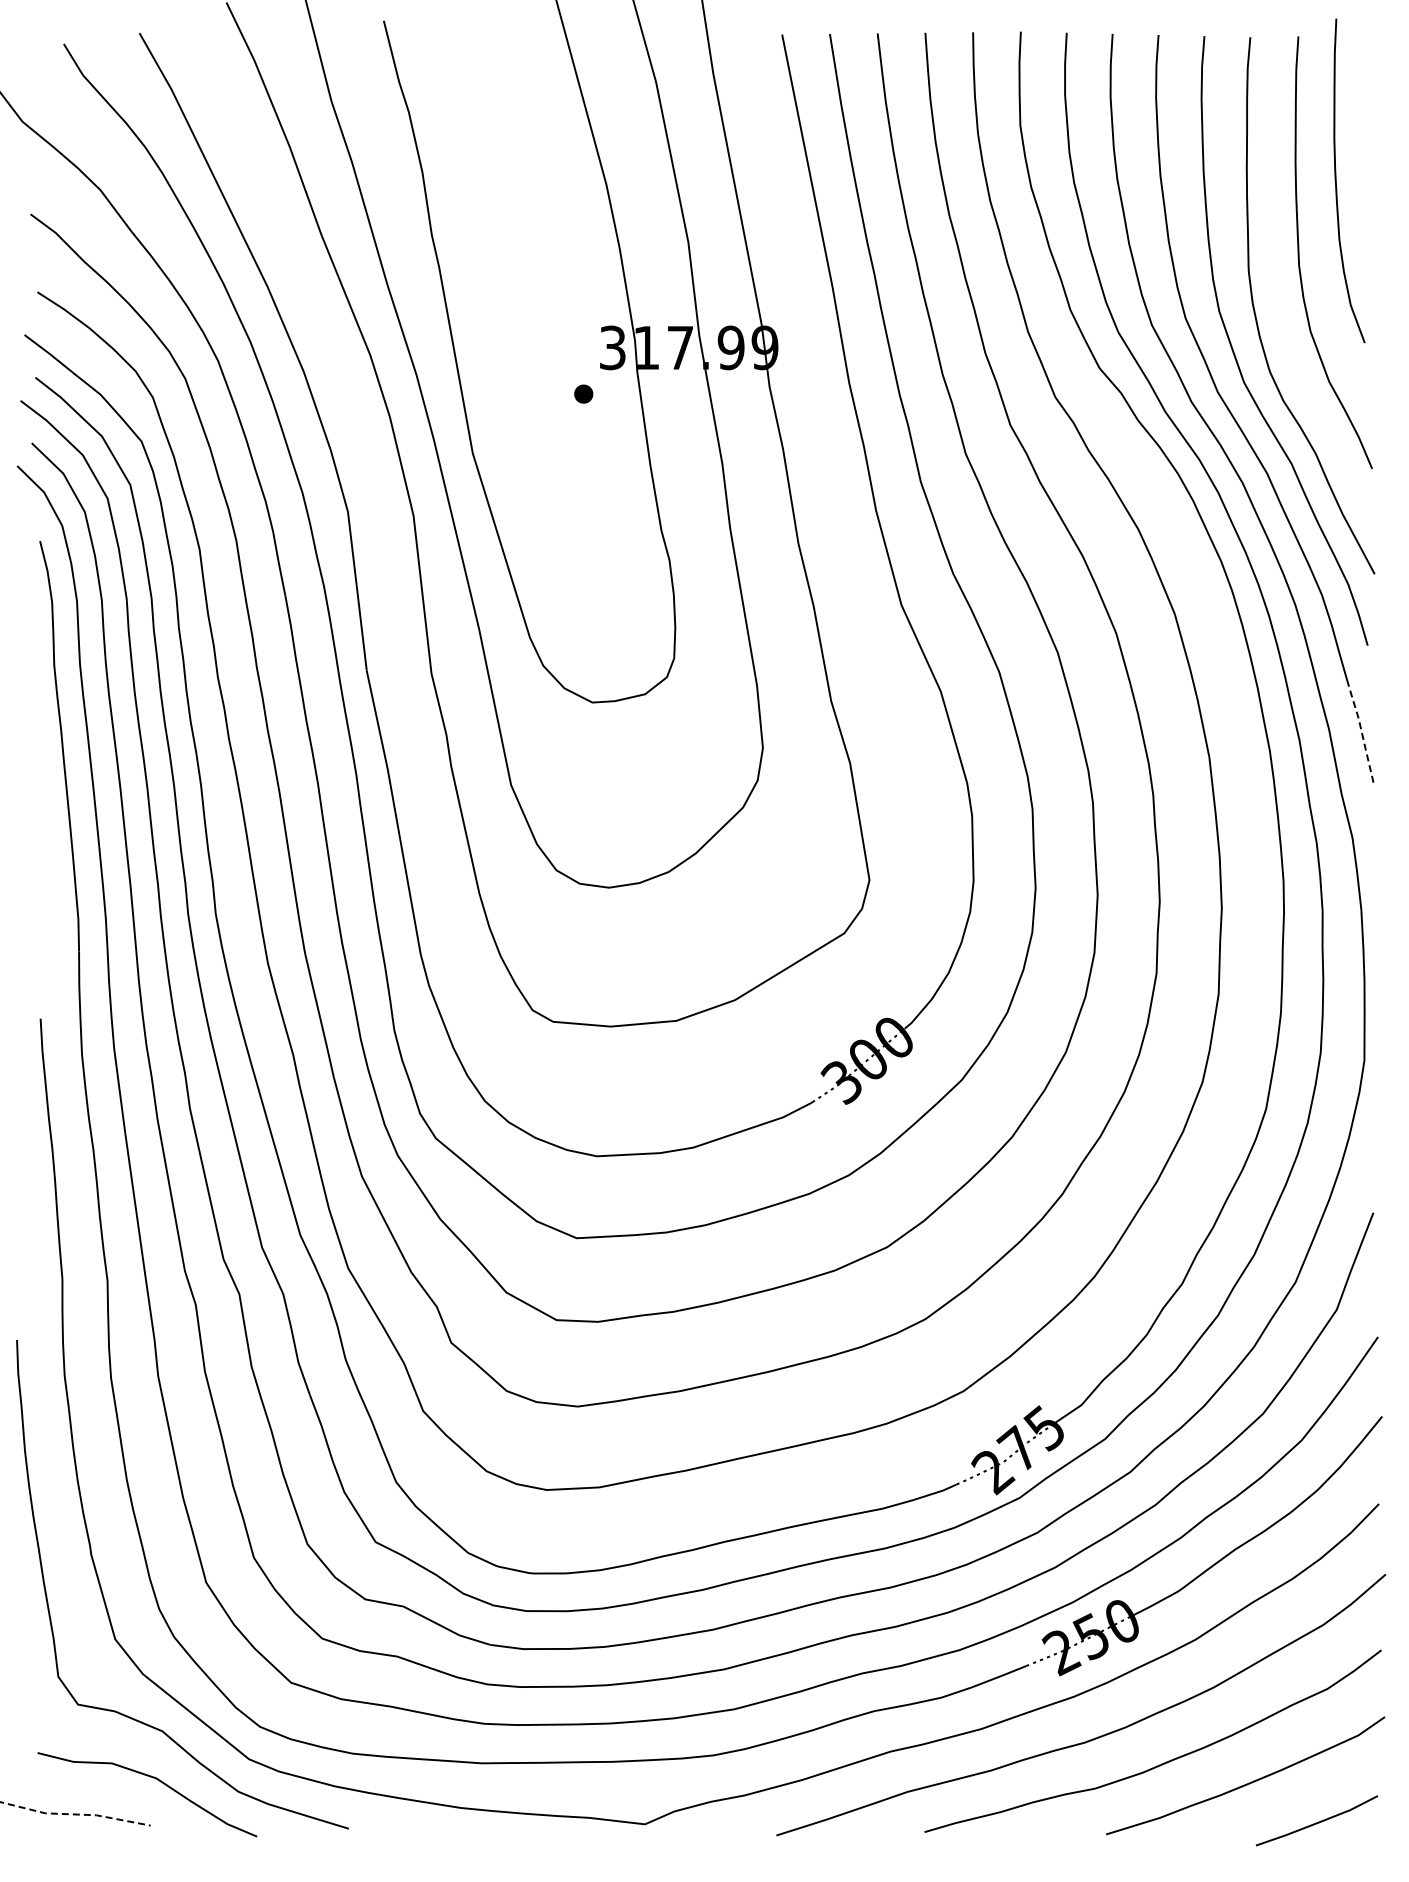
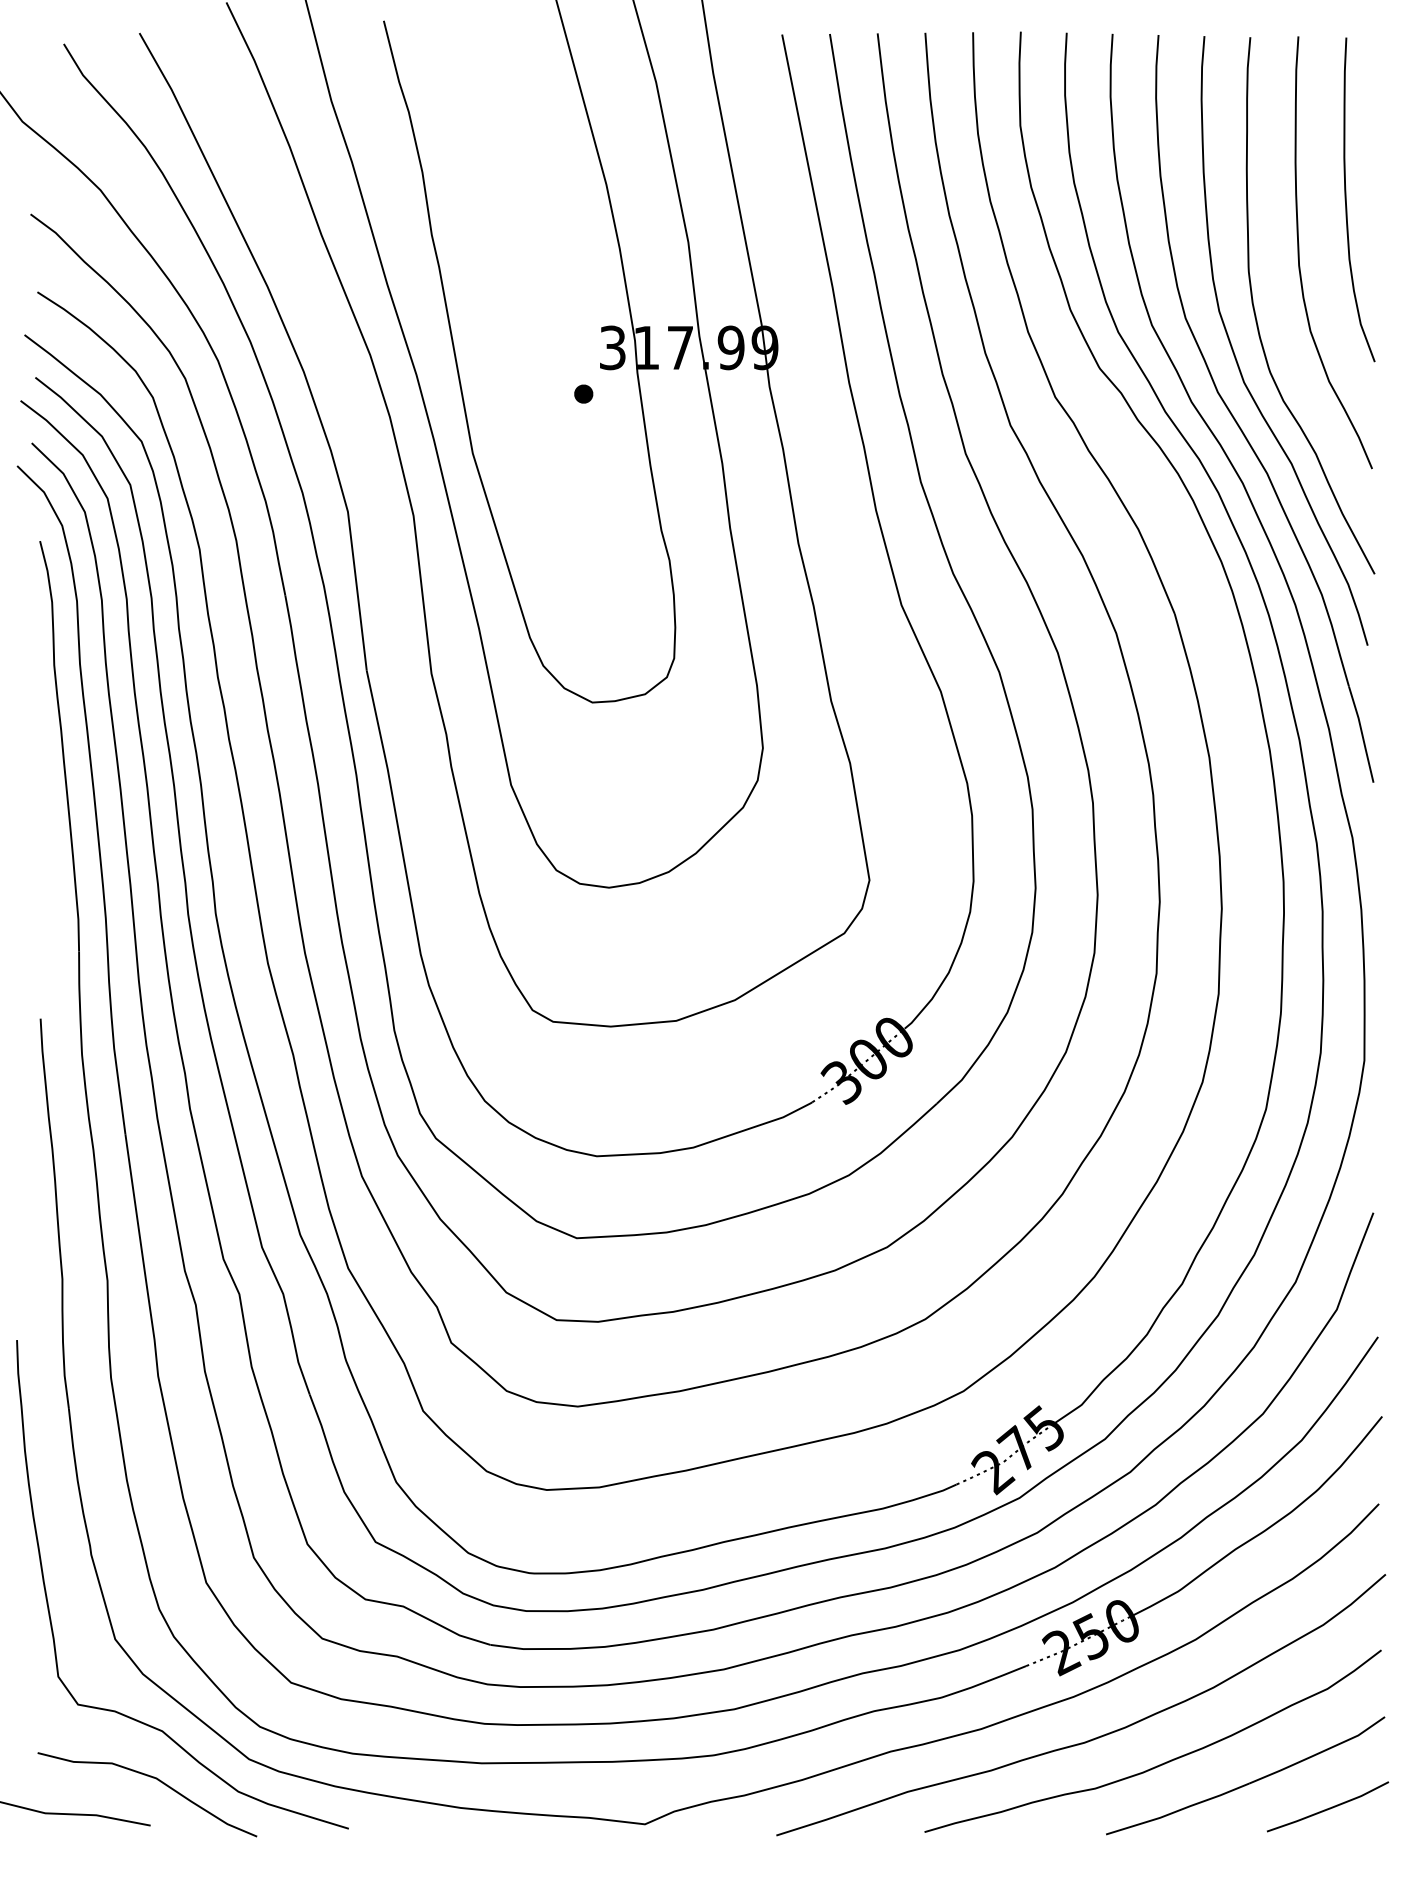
curve position: (1336, 180) -> (1346, 199) (1346, 199)
line: dashed -> solid (1362, 733)
line: dashed -> solid (75, 1814)
curve position: (1318, 1821) -> (1329, 1807) (1329, 1807)
